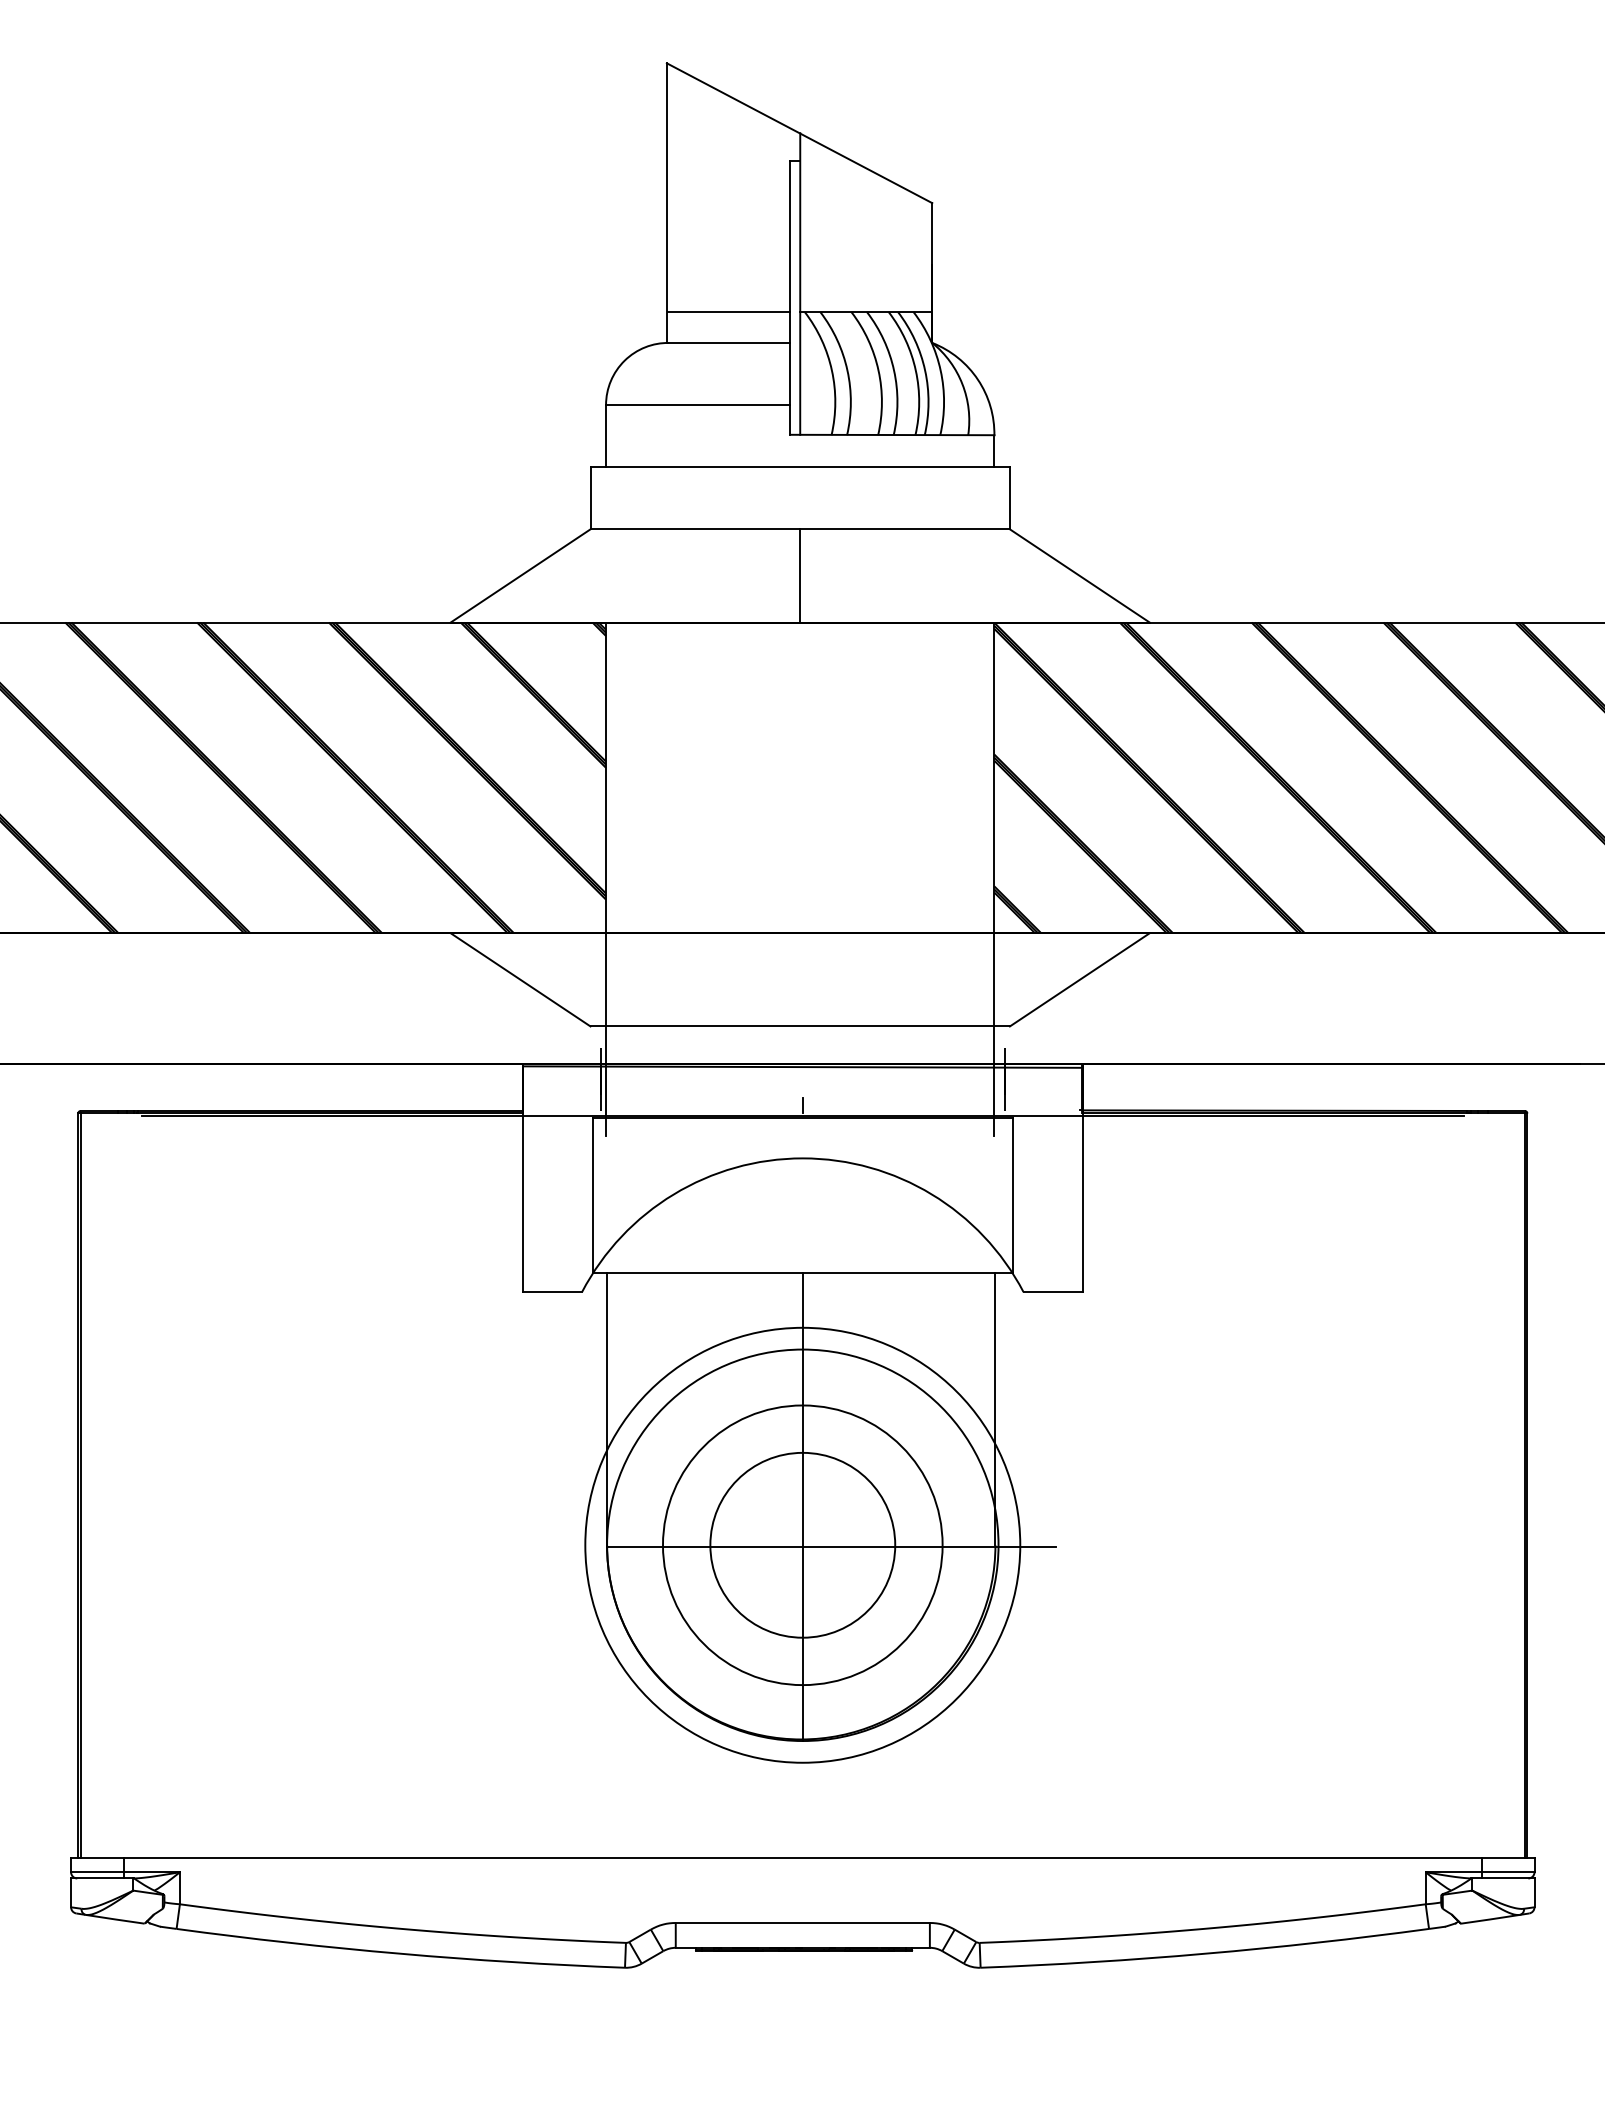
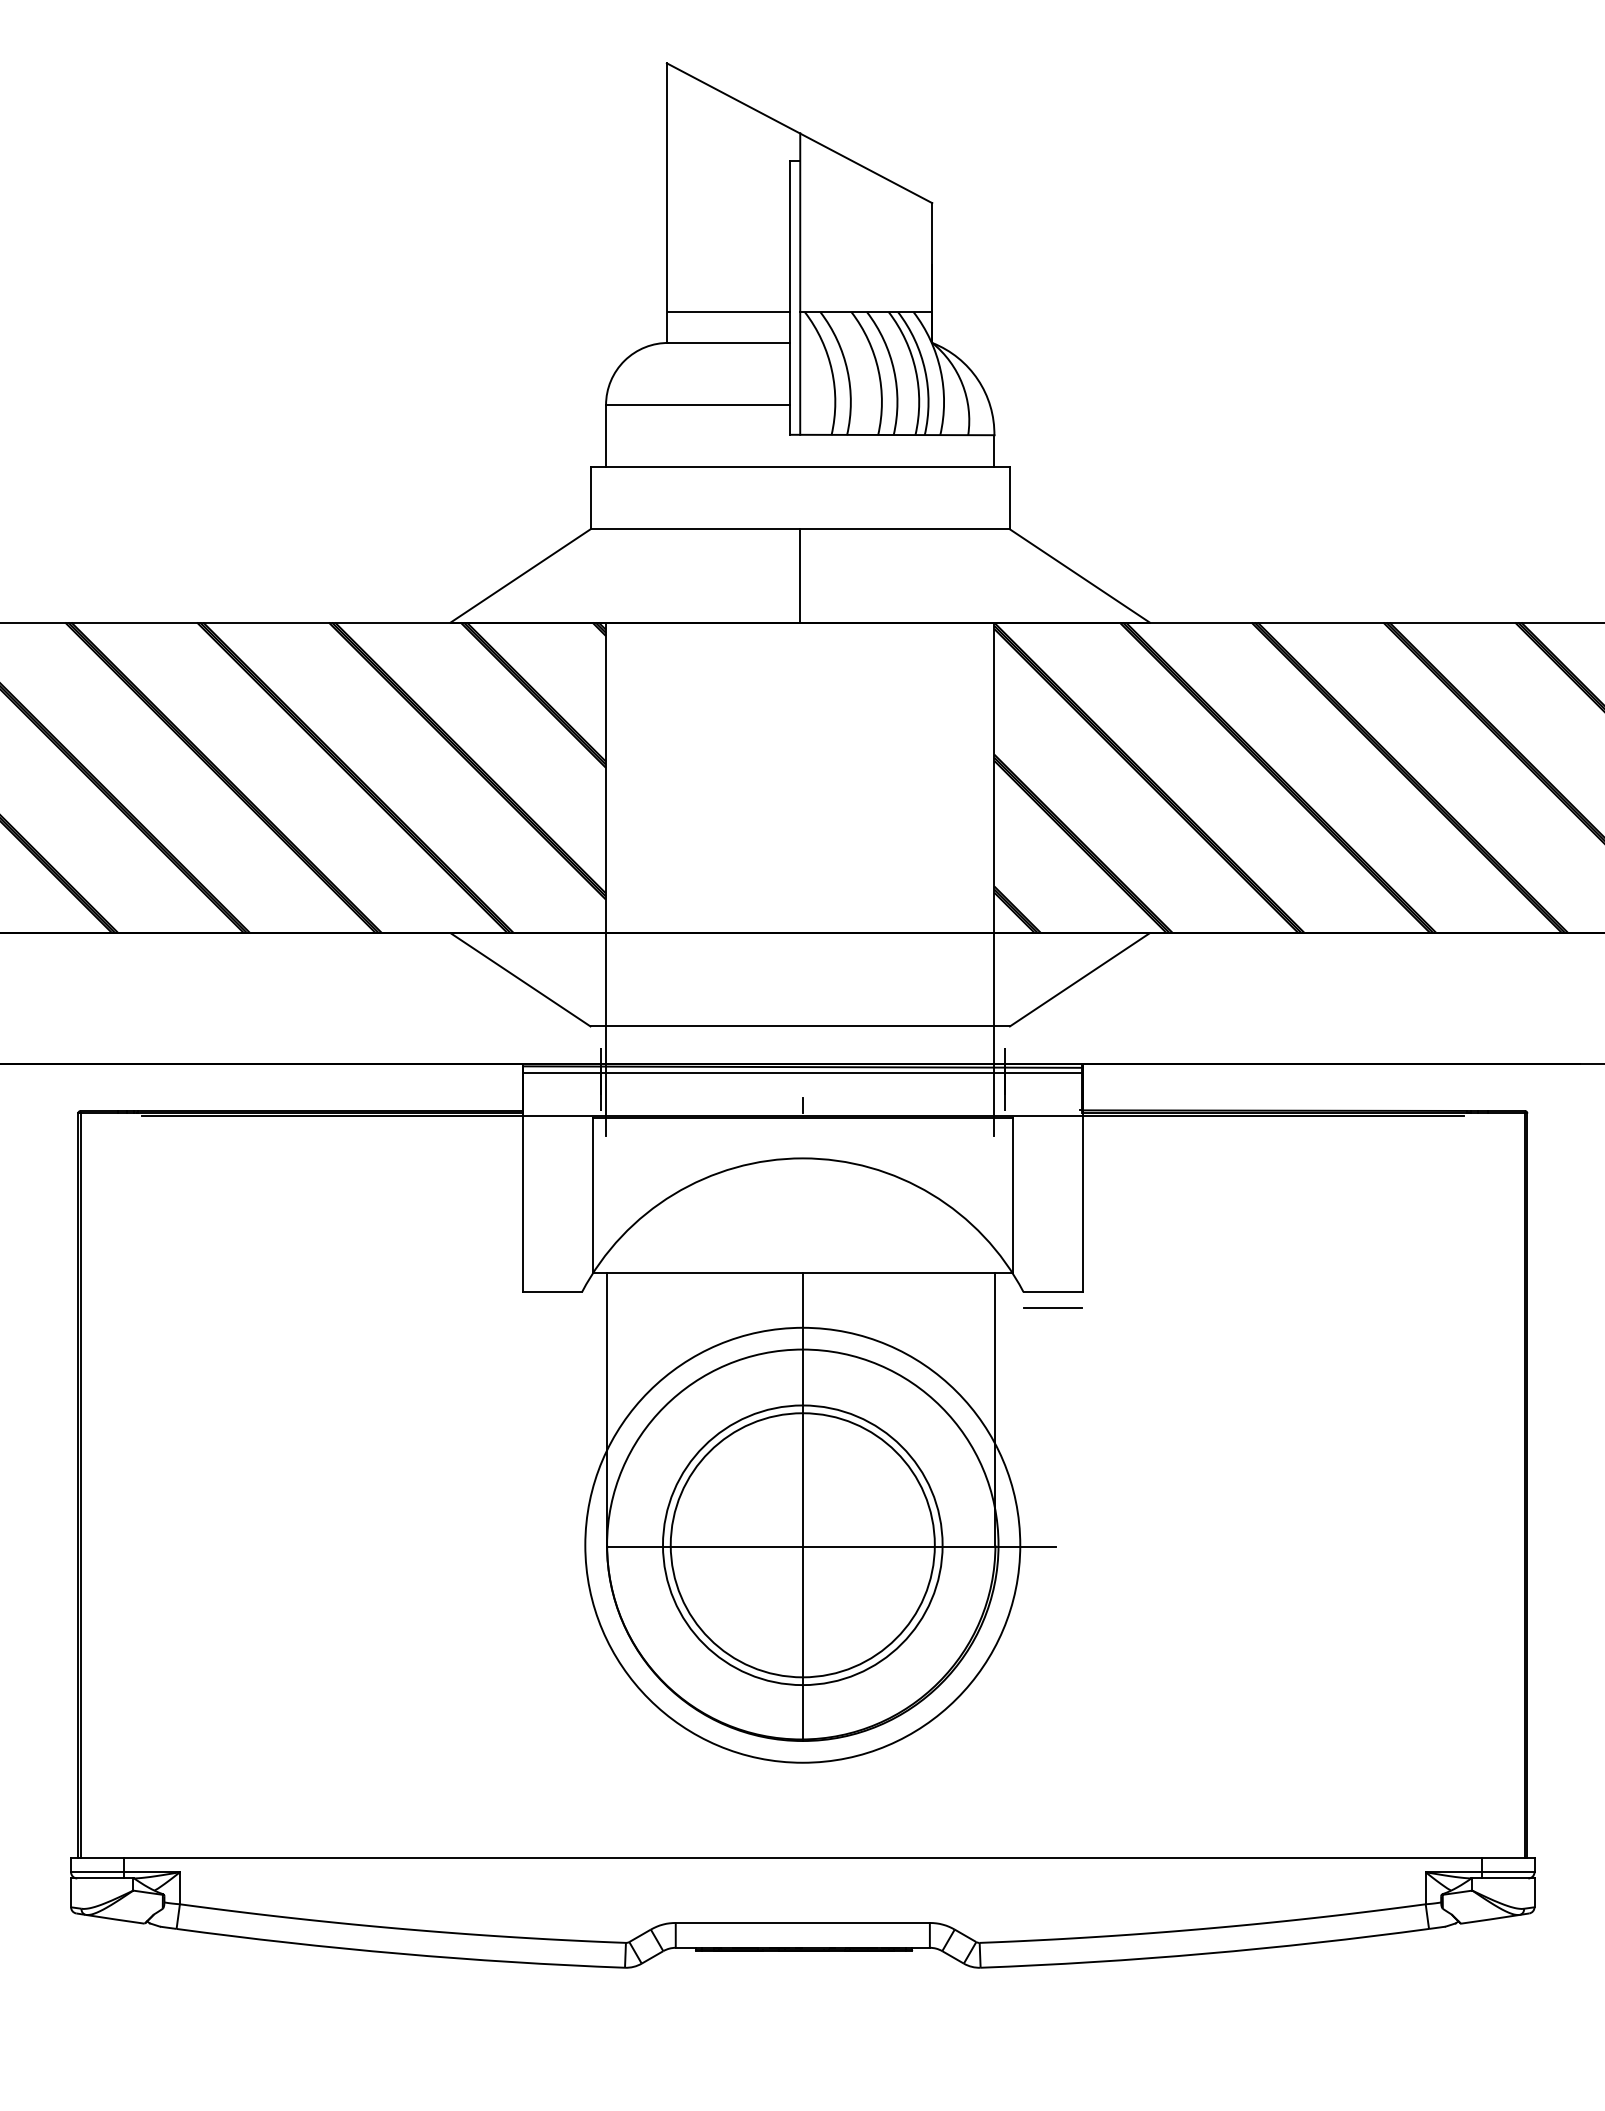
line: none -> present (802, 1073)
line: none -> present (1052, 1307)
circle diameter: 185 px -> 264 px (802, 1545)
